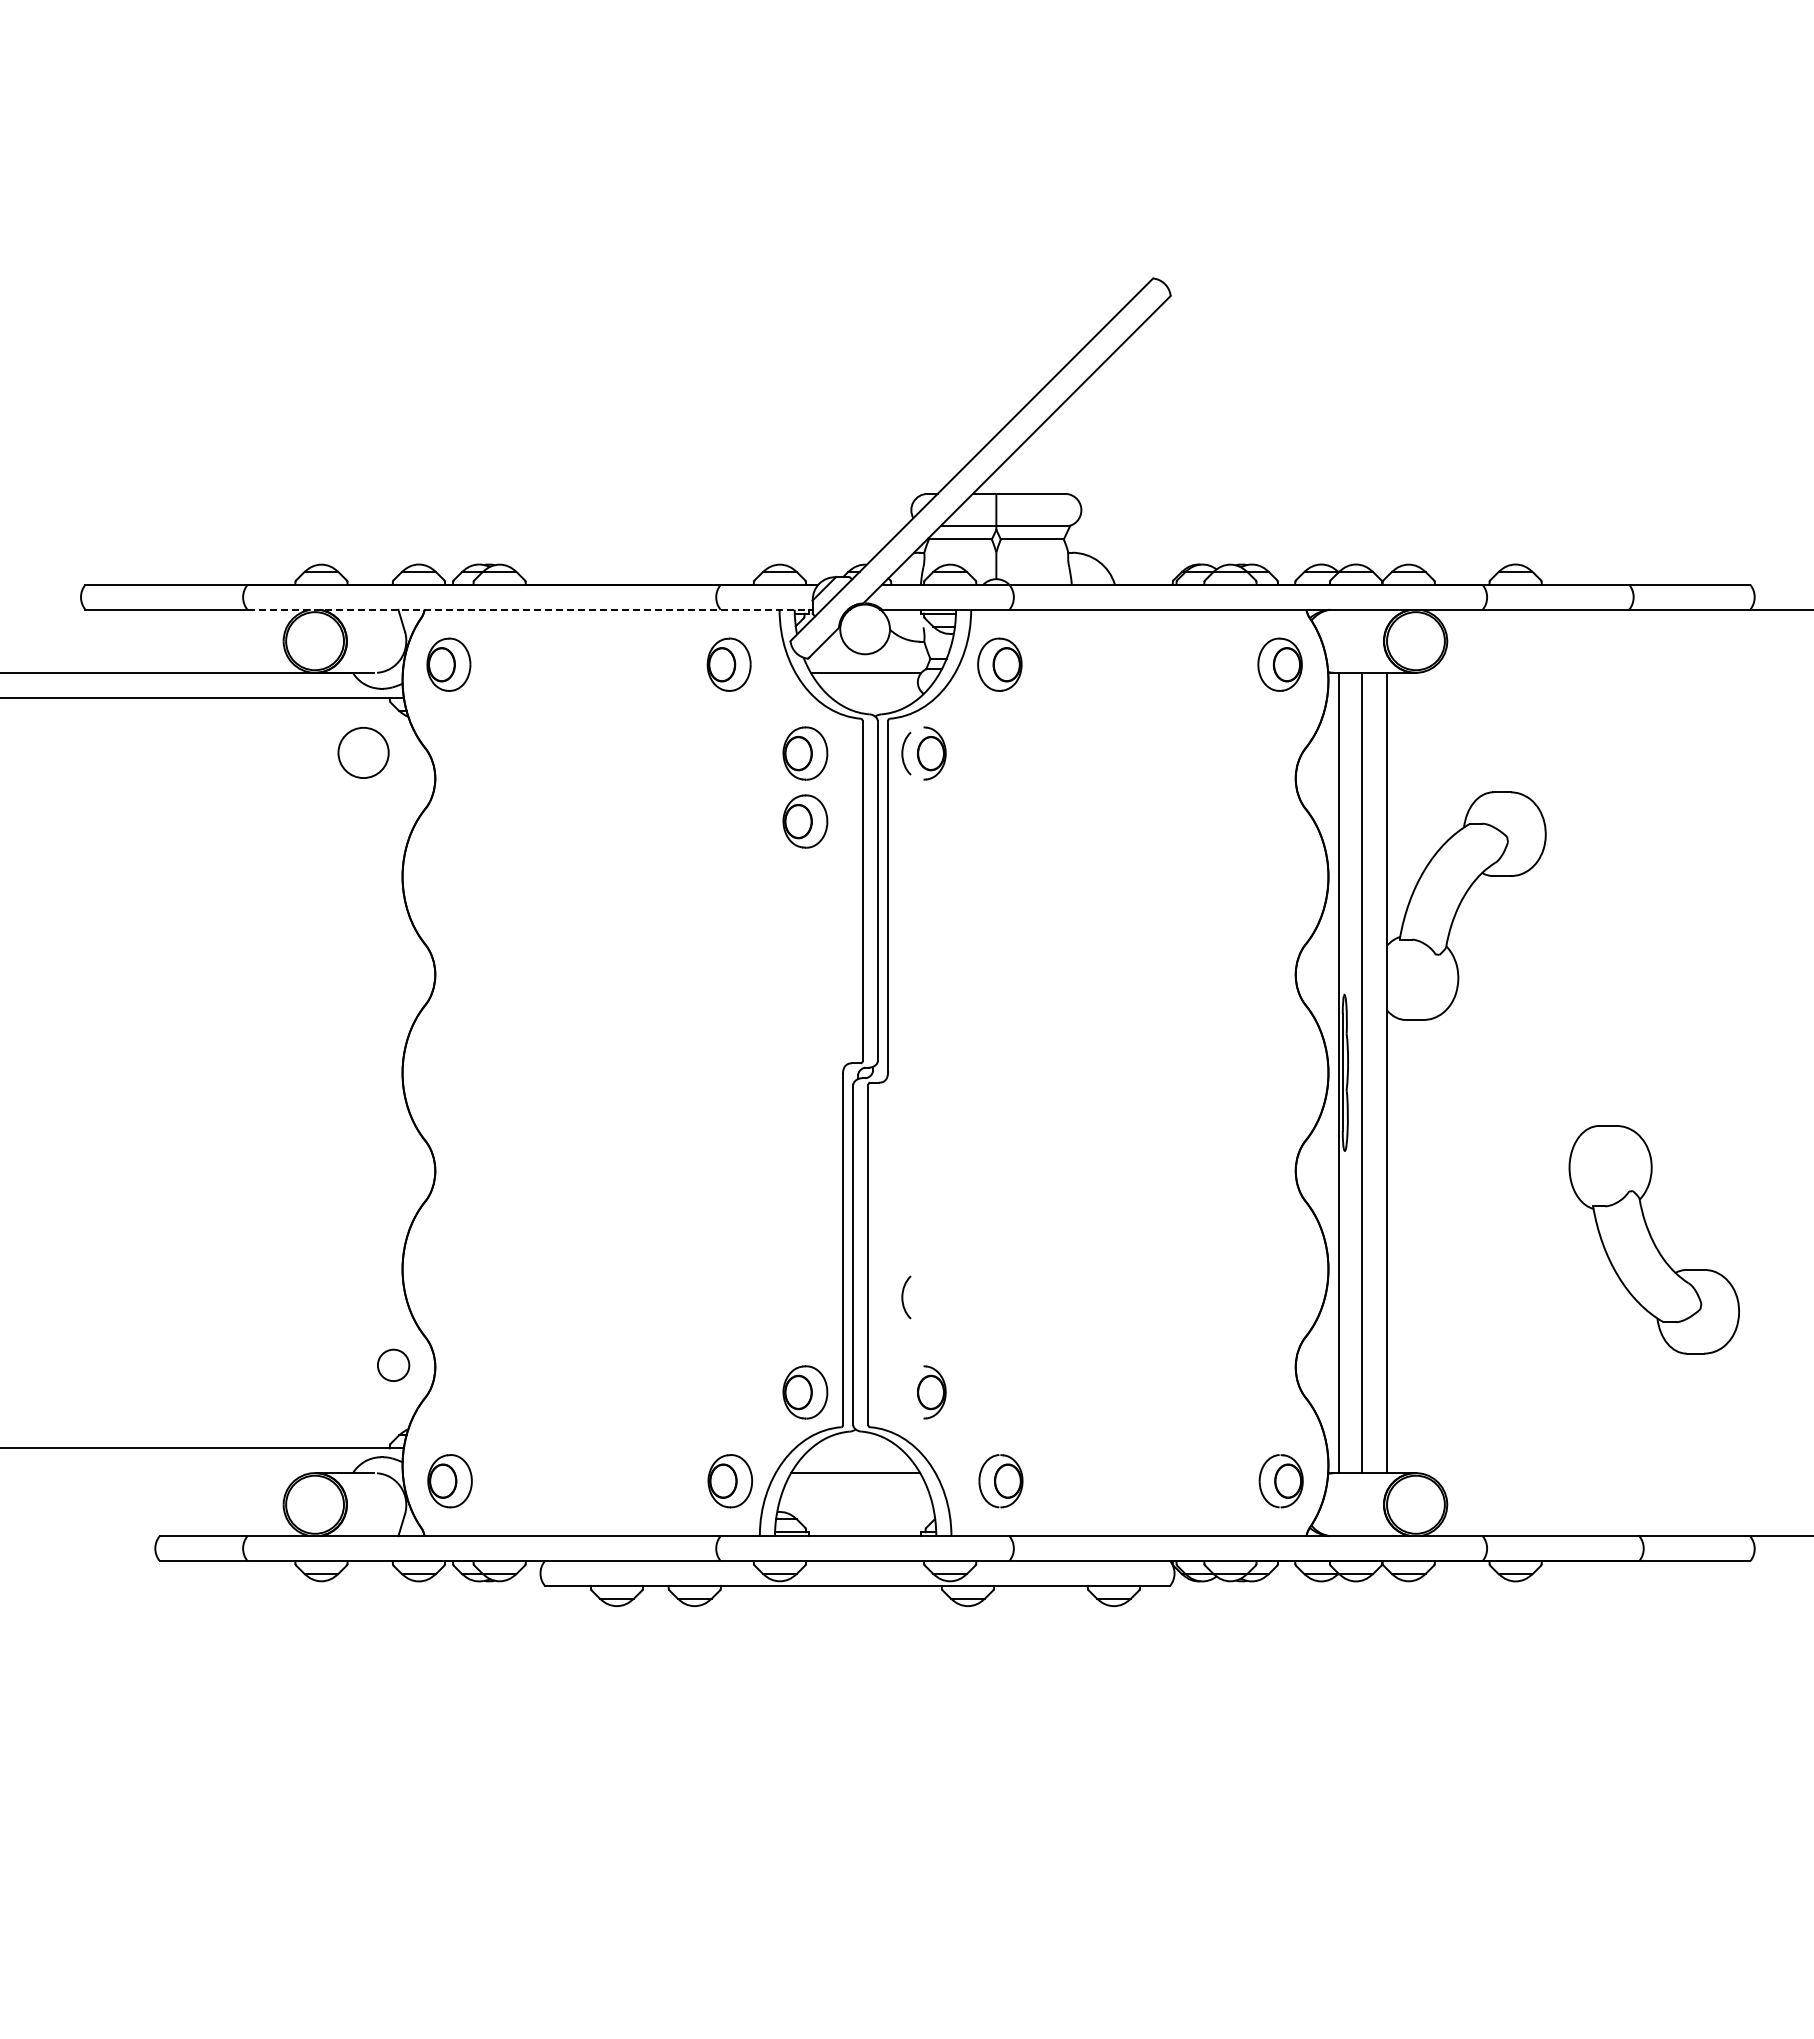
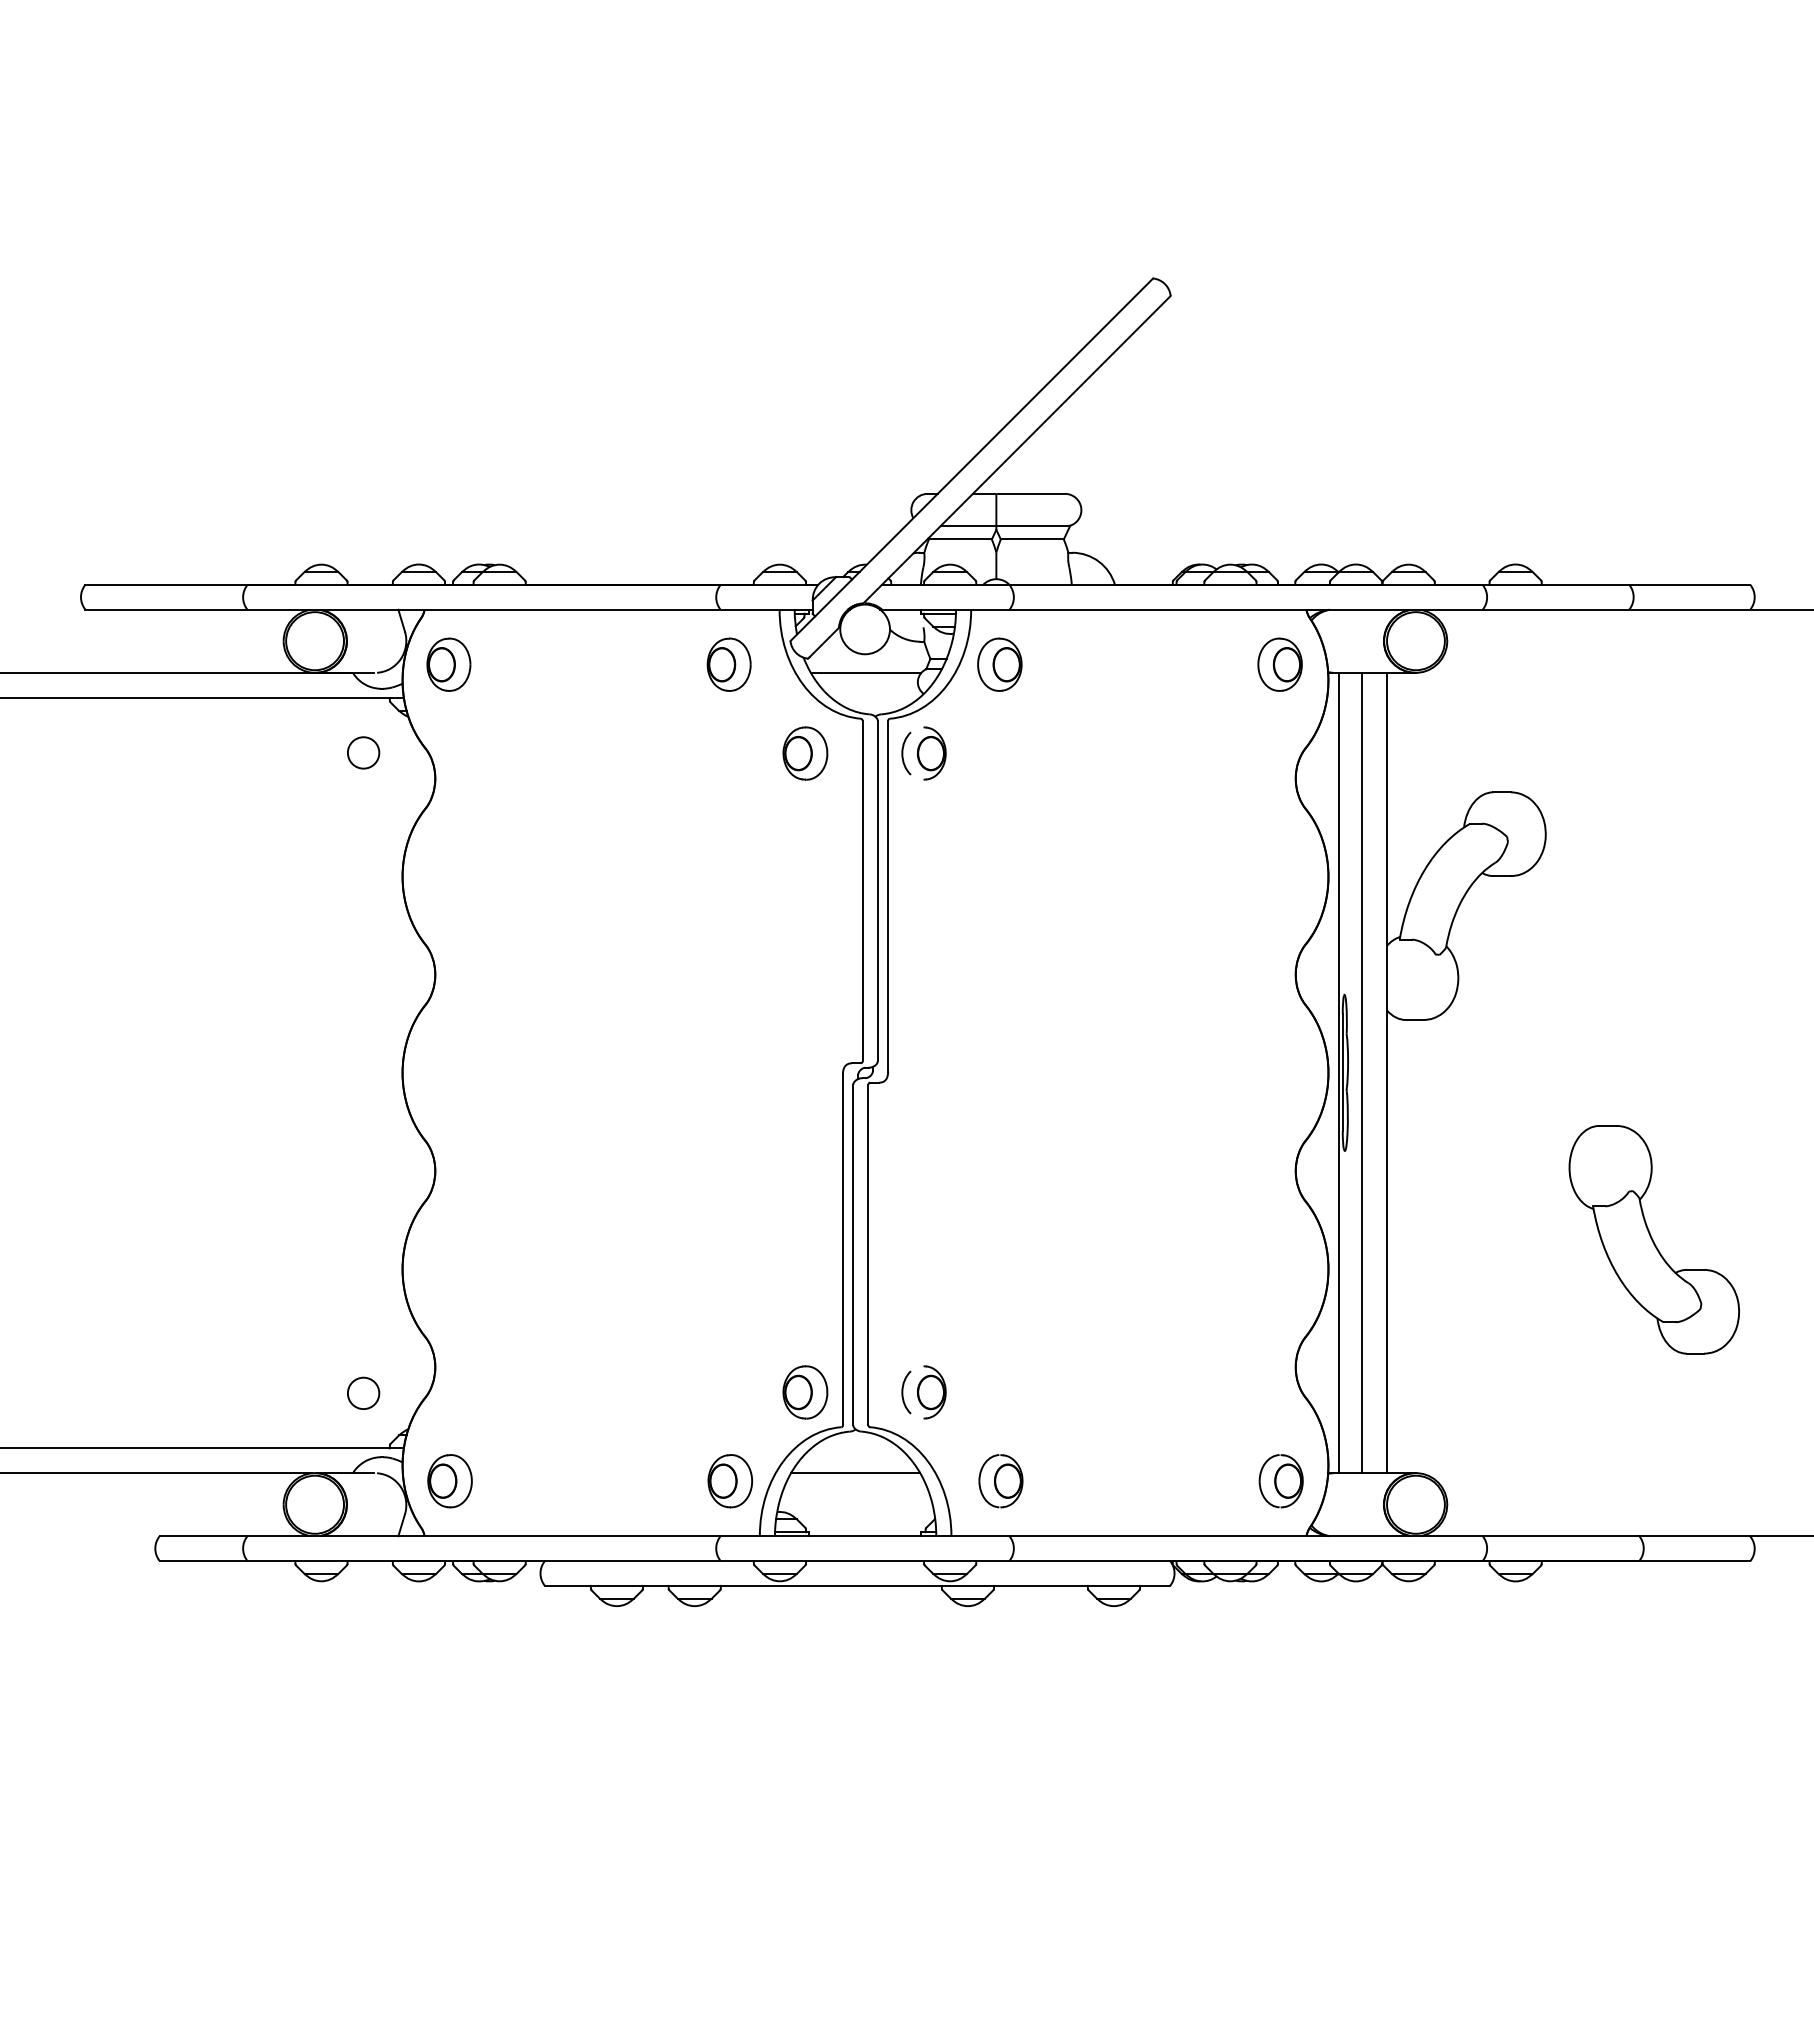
line: dashed -> solid (530, 609)
circle diameter: 50 px -> 31 px (363, 752)
part: present -> none (805, 821)
curve position: (903, 1297) -> (903, 1392) (903, 1392)
circle position: (393, 1364) -> (363, 1392) (363, 1392)
line: none -> present (157, 1473)
